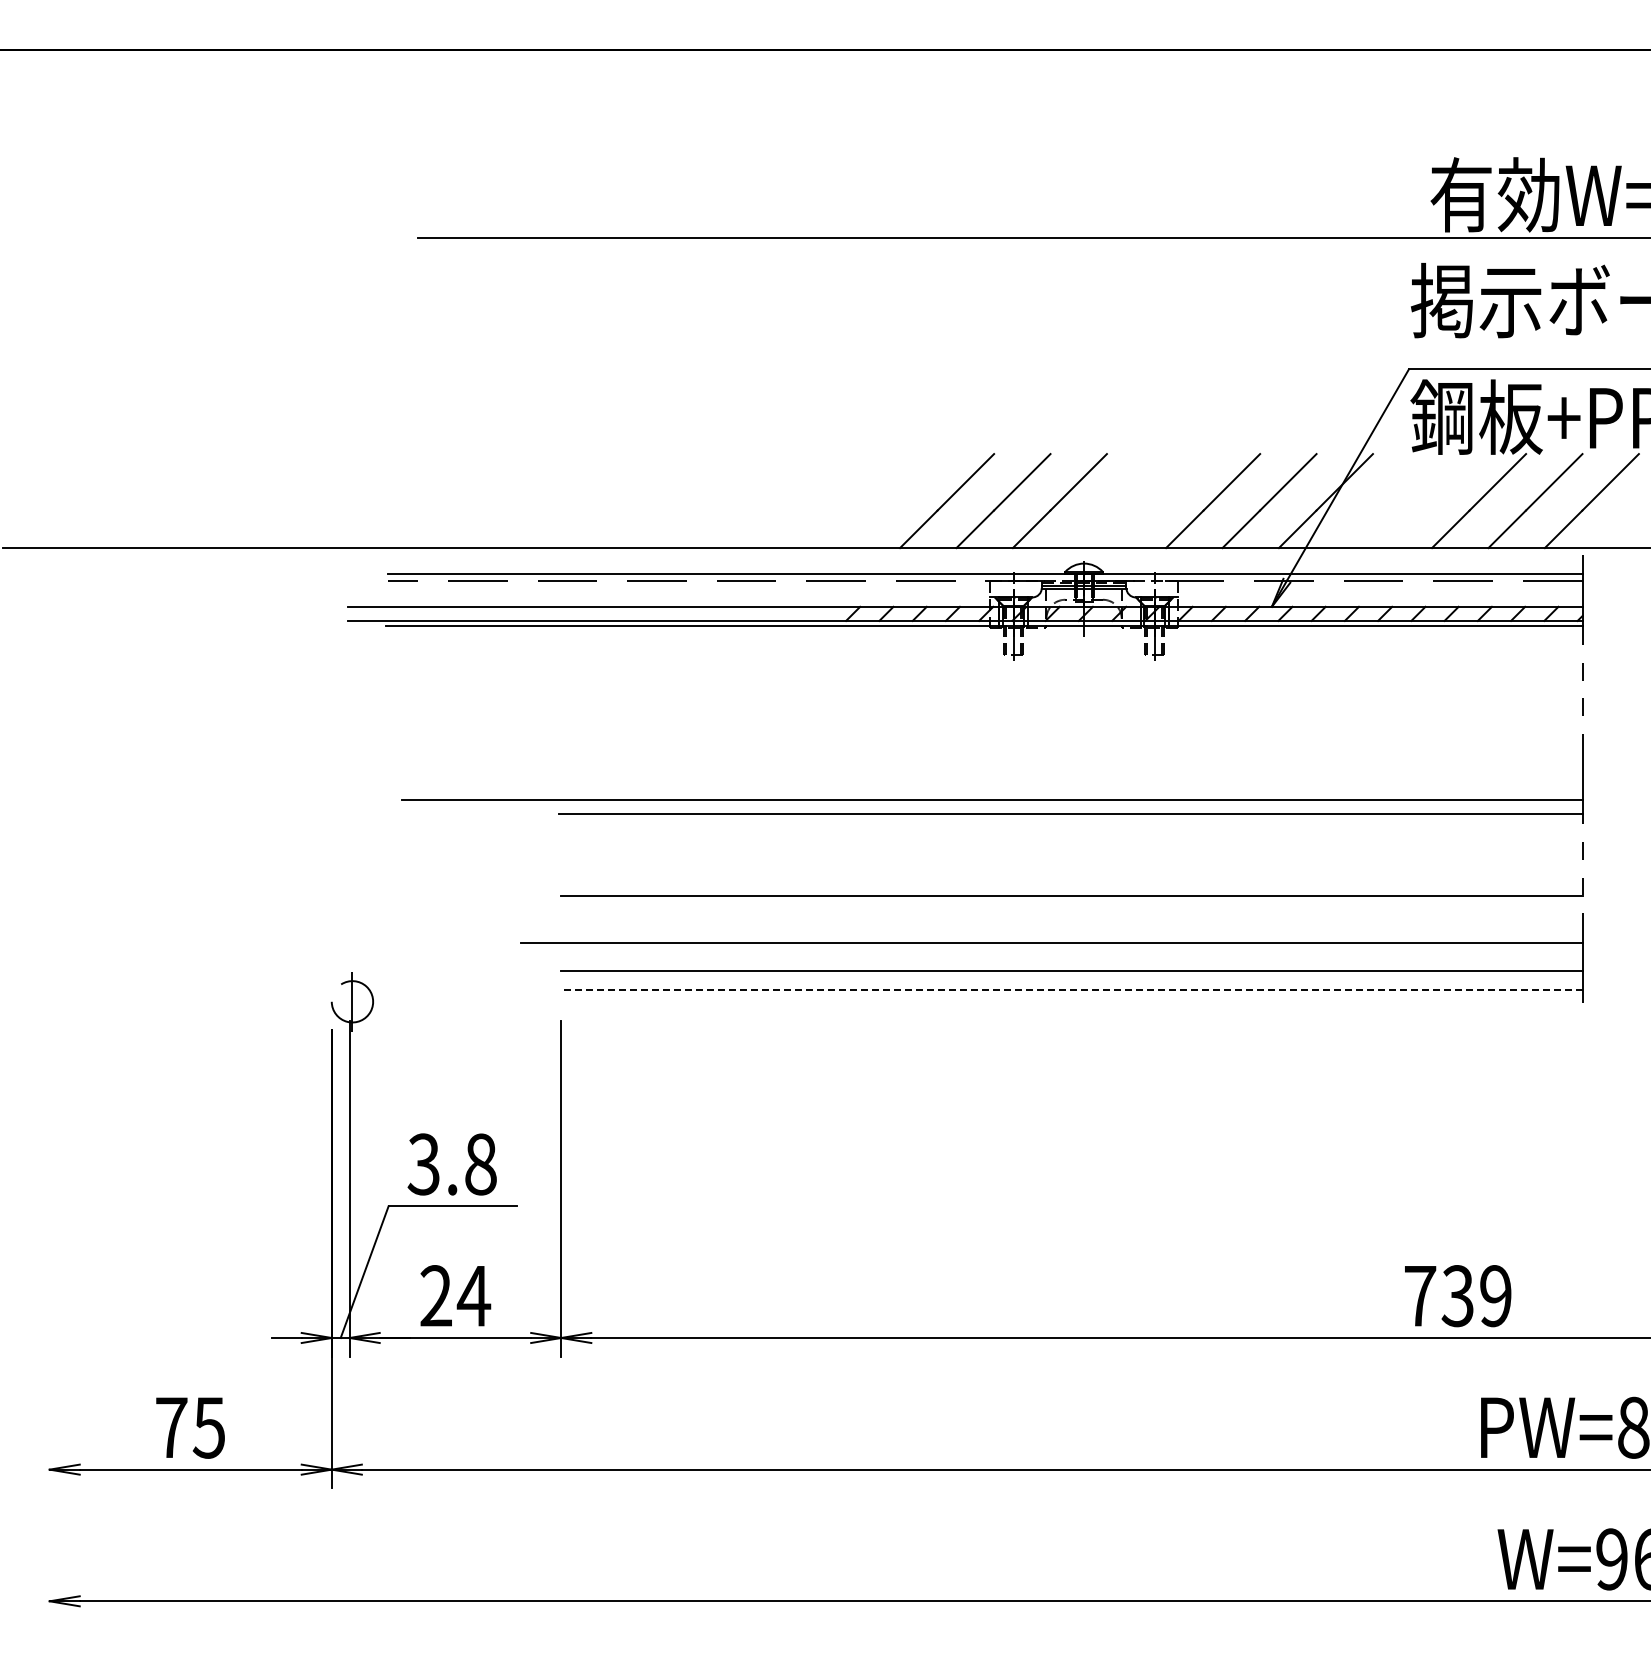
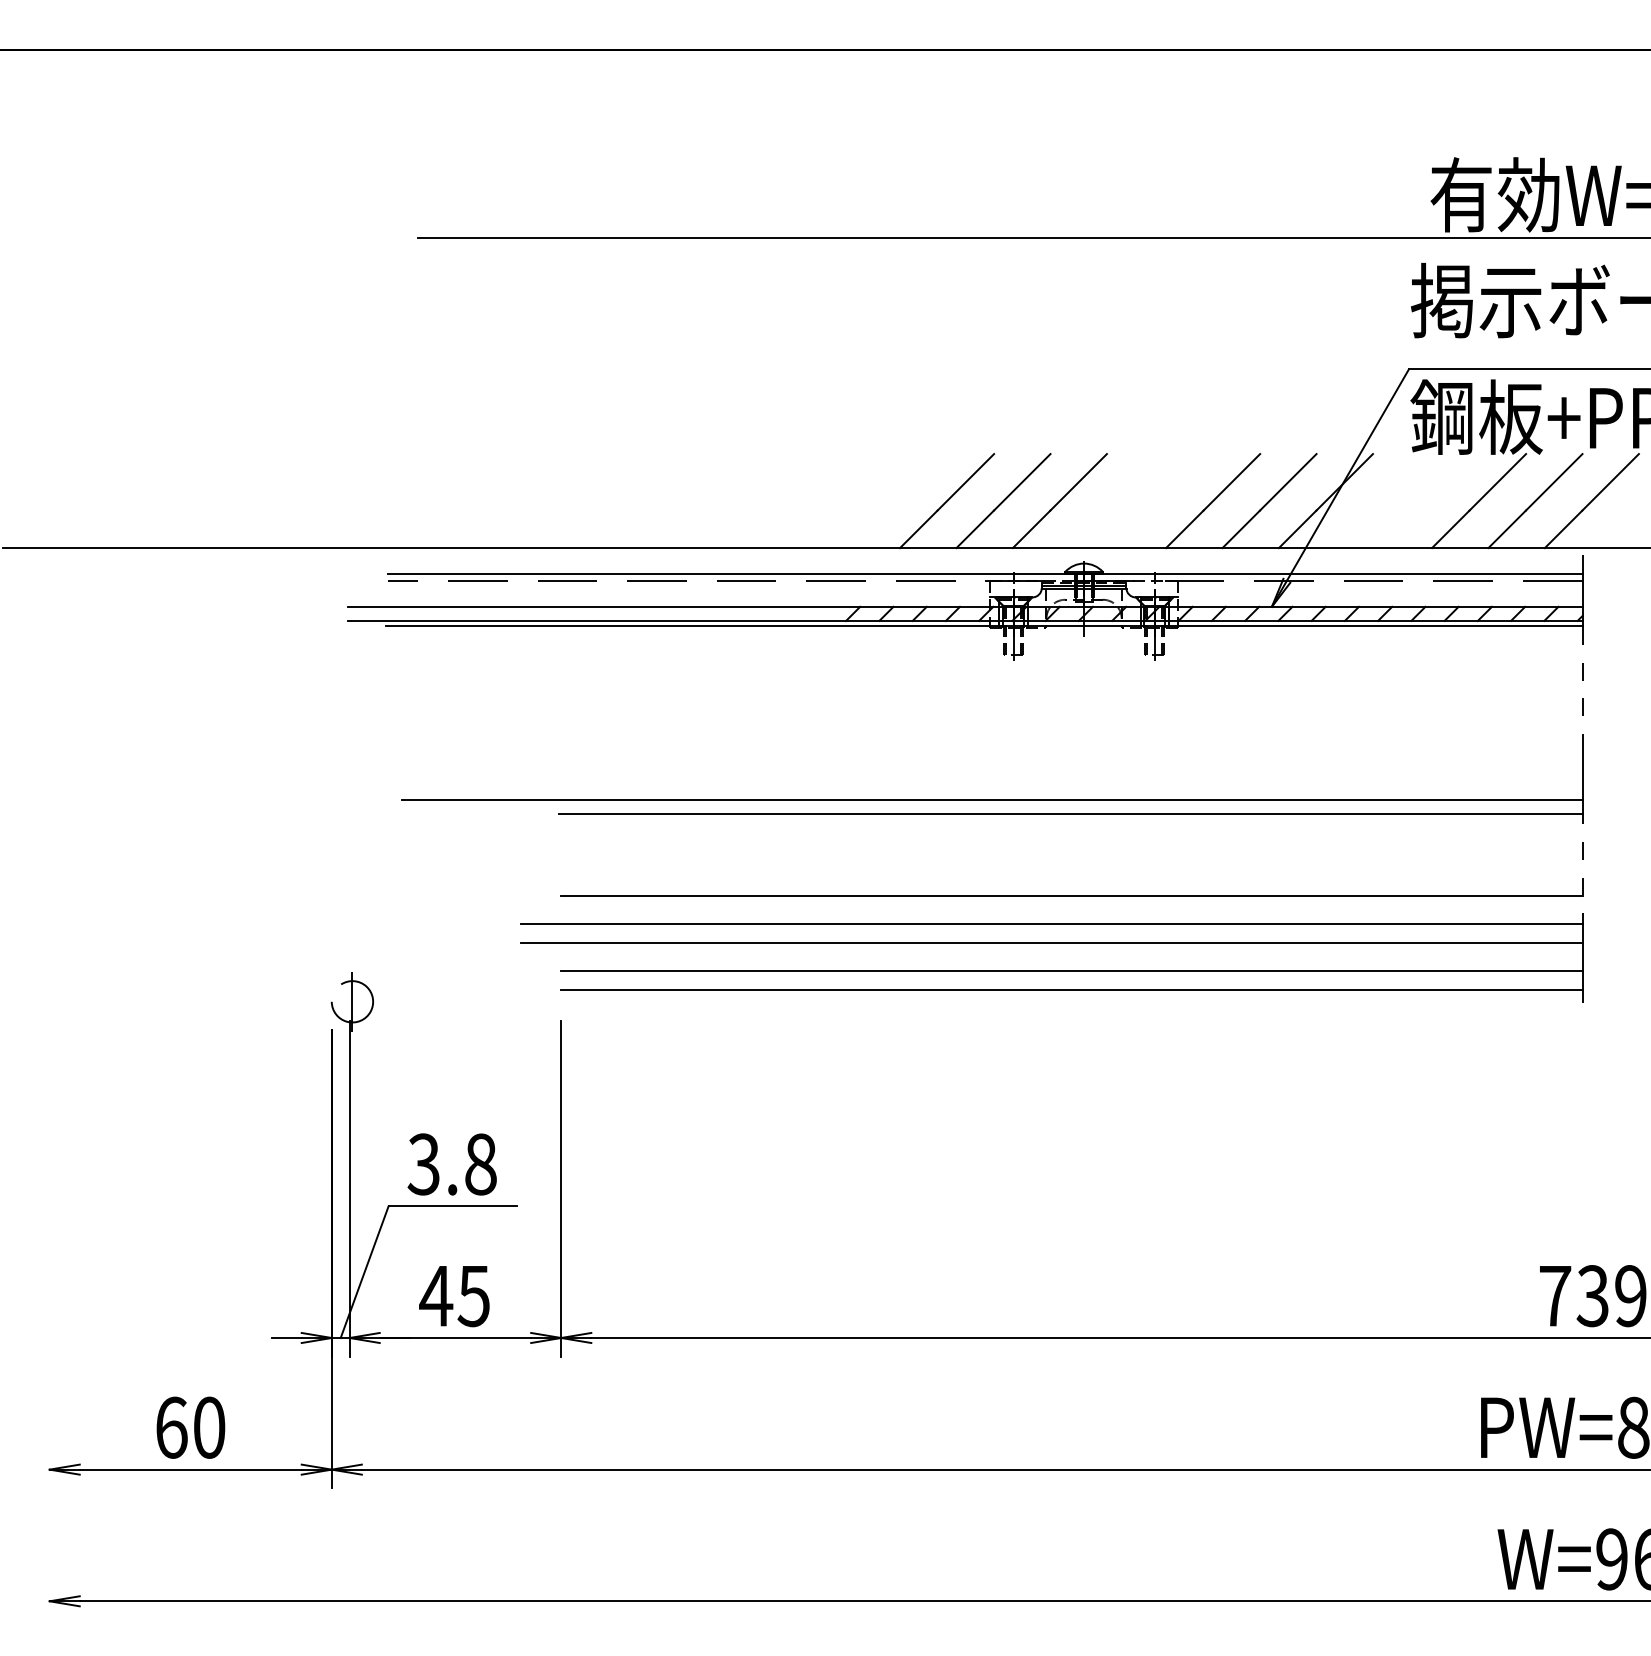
line: none -> present (1051, 924)
line: dashed -> solid (1071, 990)
text: 24 -> 45 (455, 1296)
text position: (1458, 1296) -> (1593, 1296) (1593, 1296)
text: 75 -> 60 (190, 1427)
